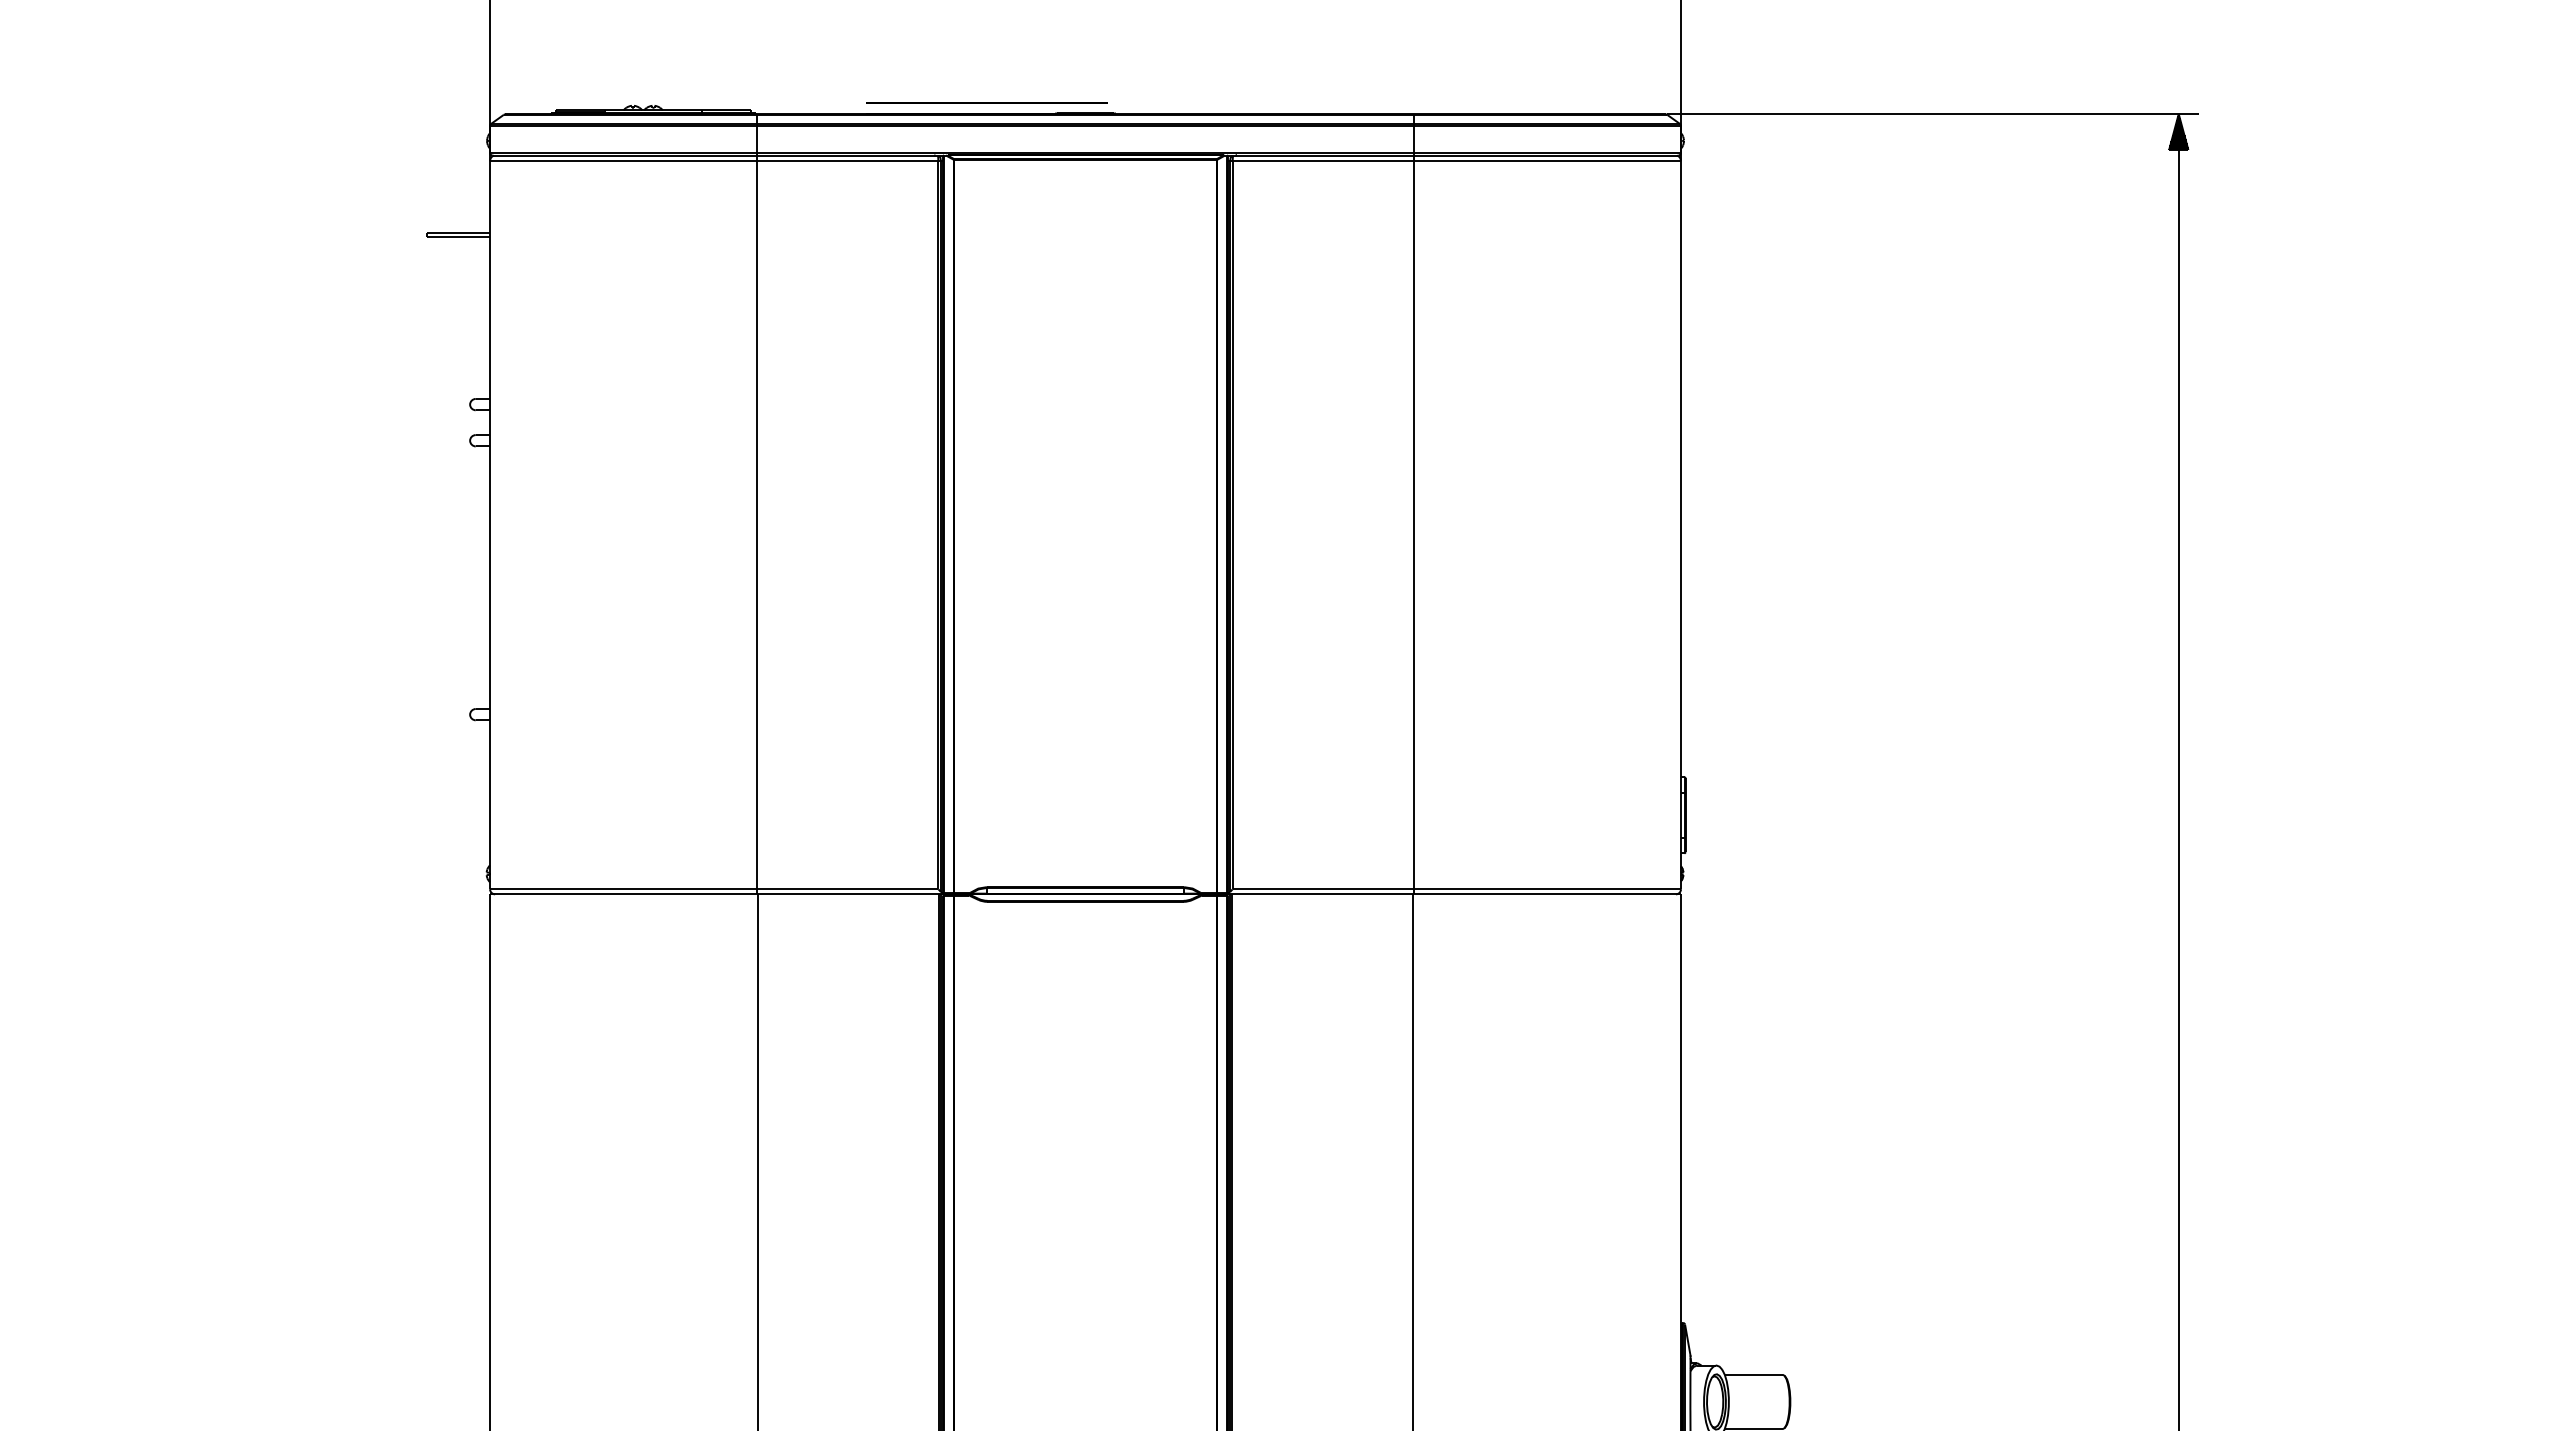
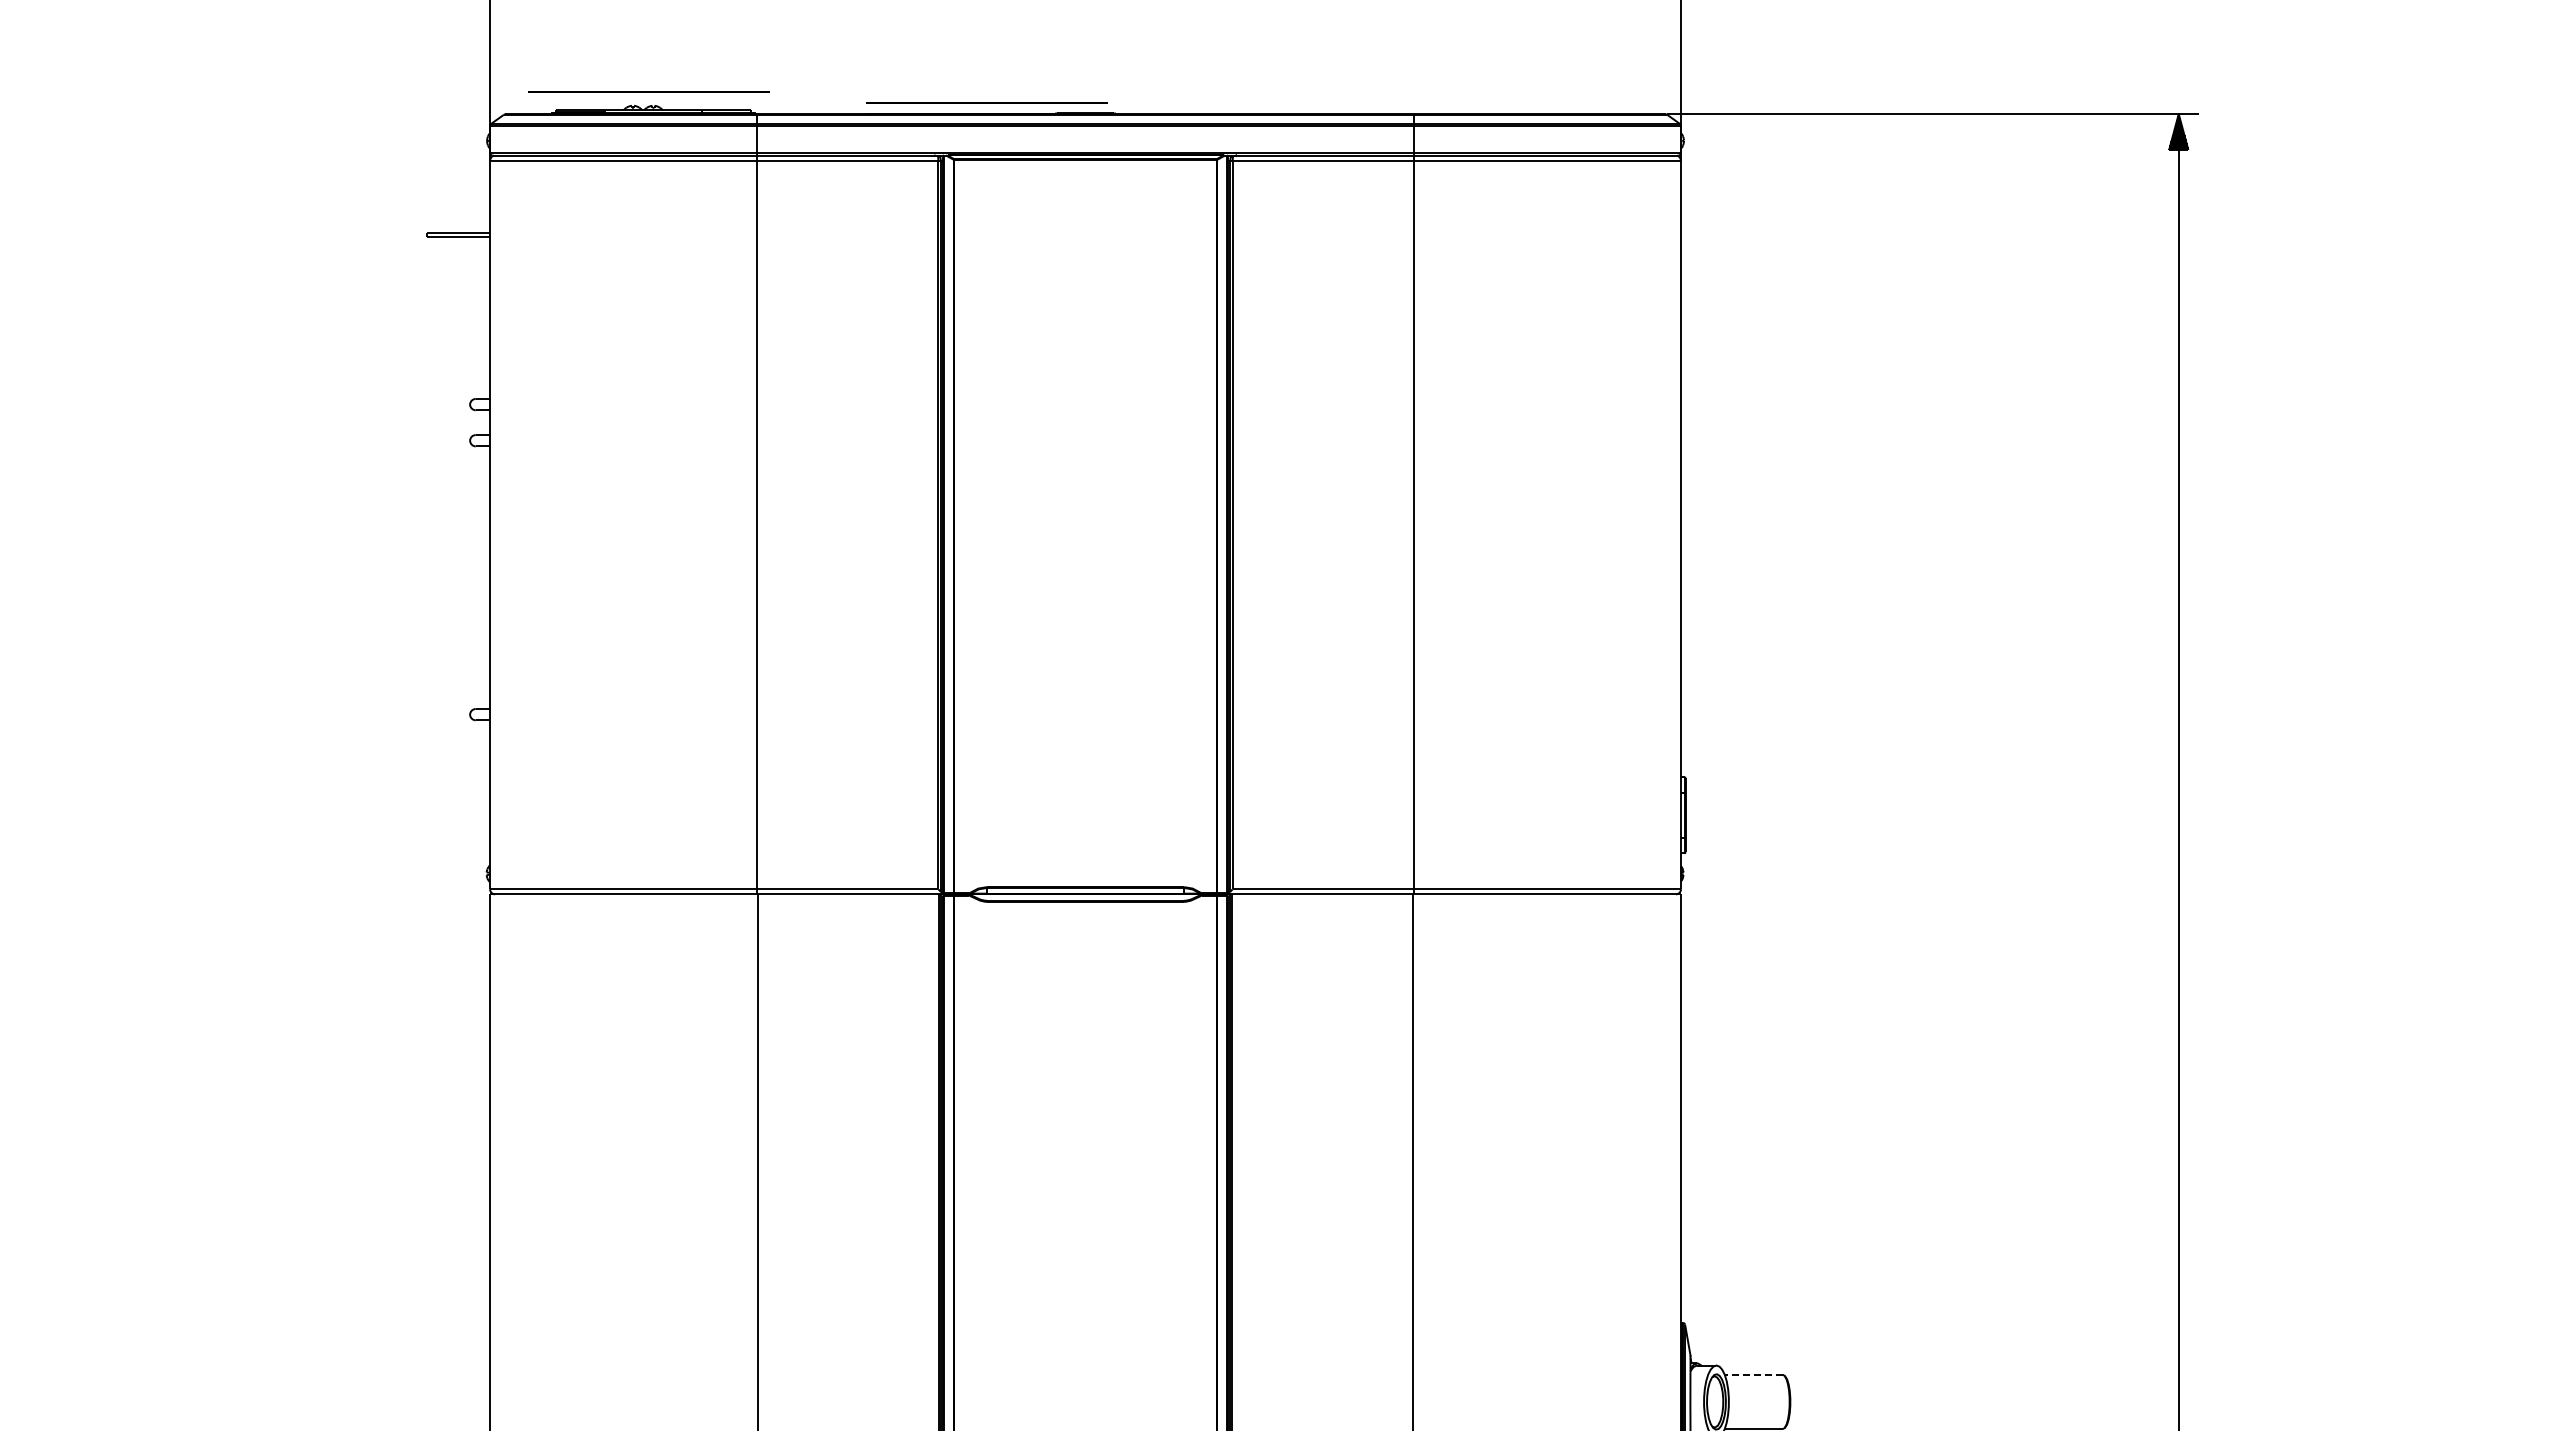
line: none -> present (648, 91)
line: solid -> dashed (1753, 1374)
